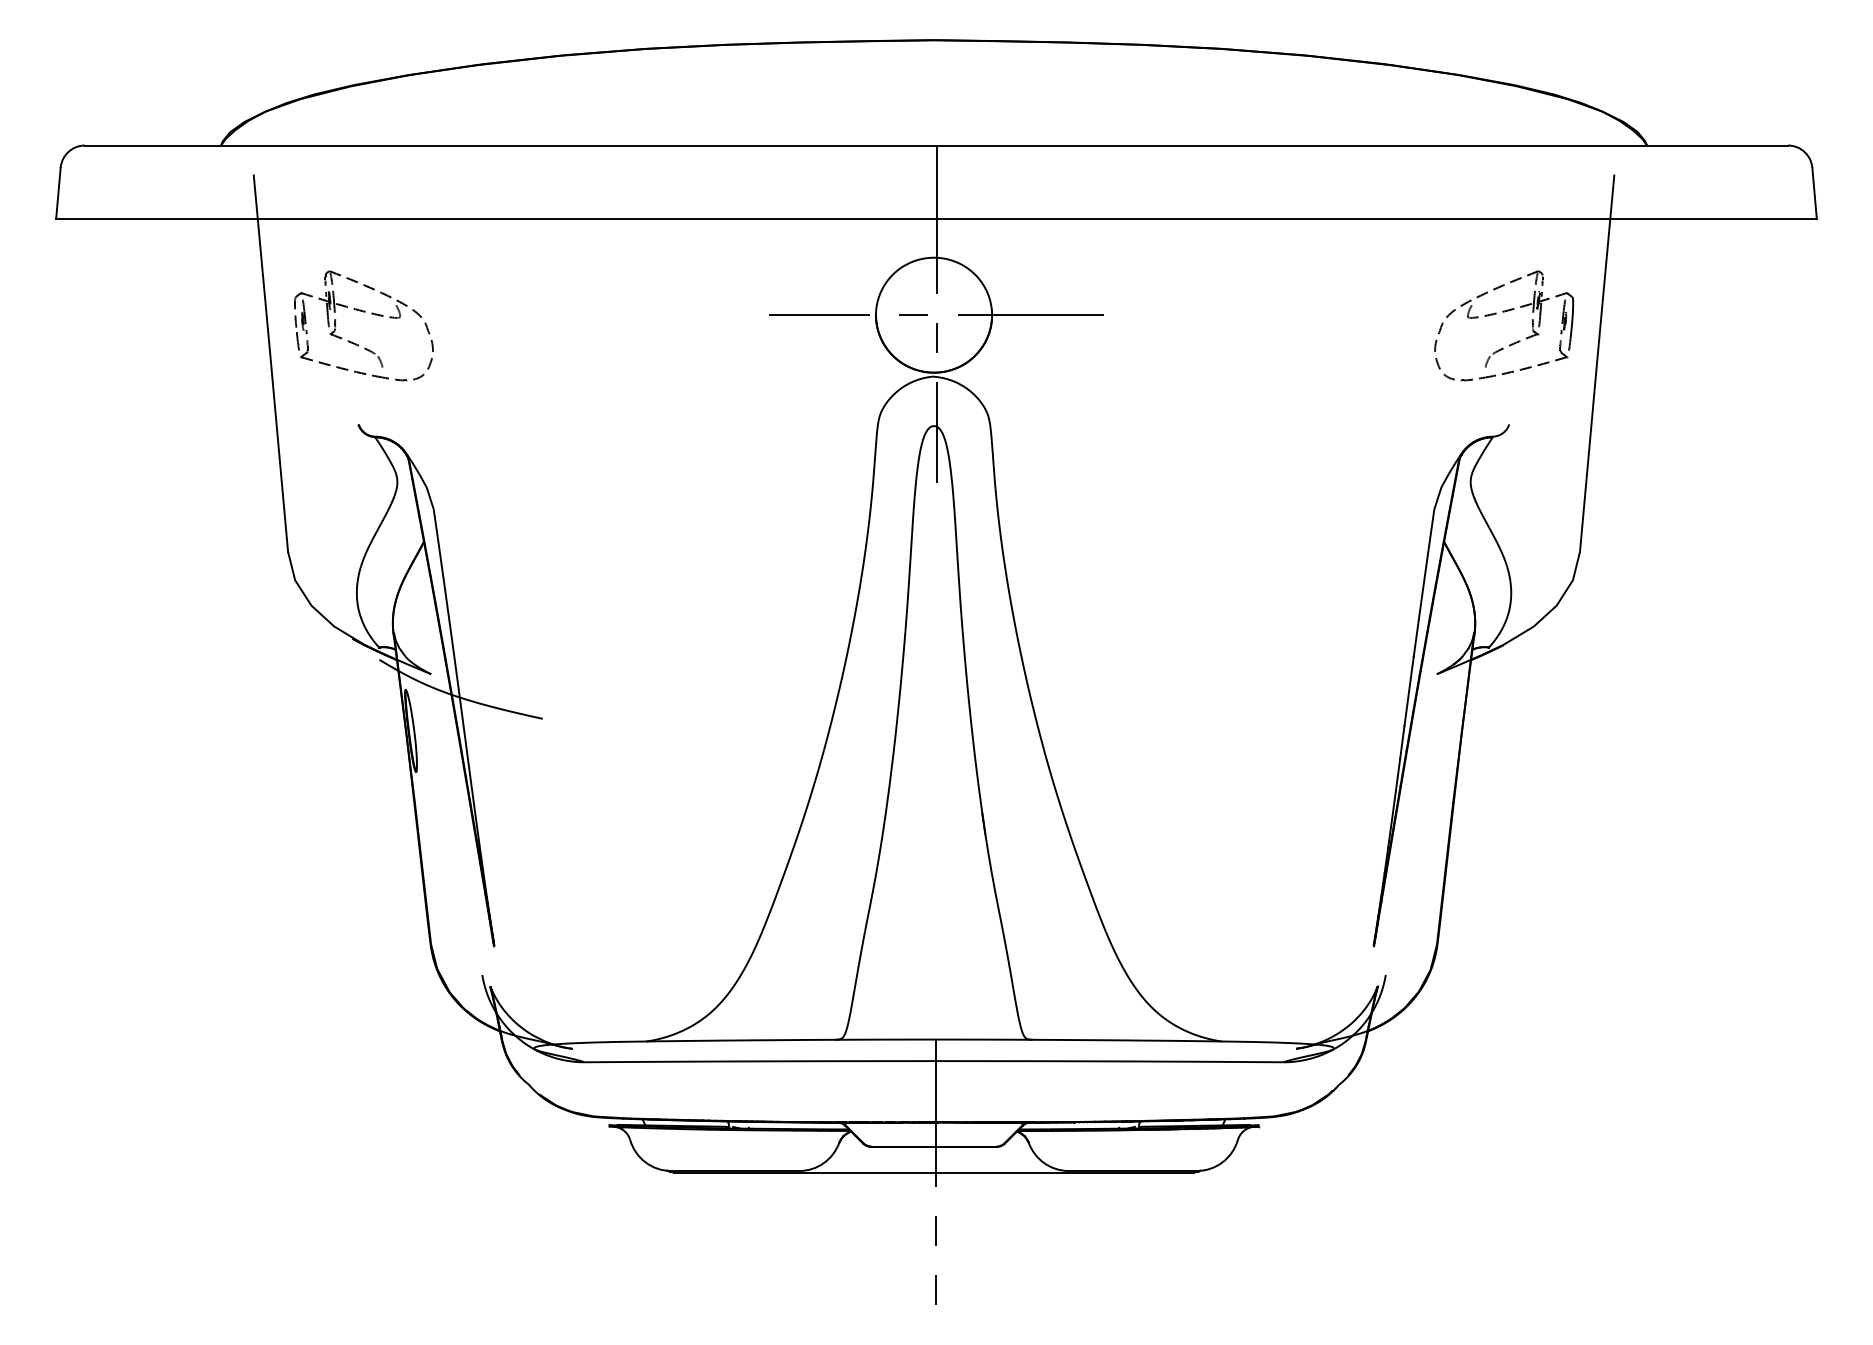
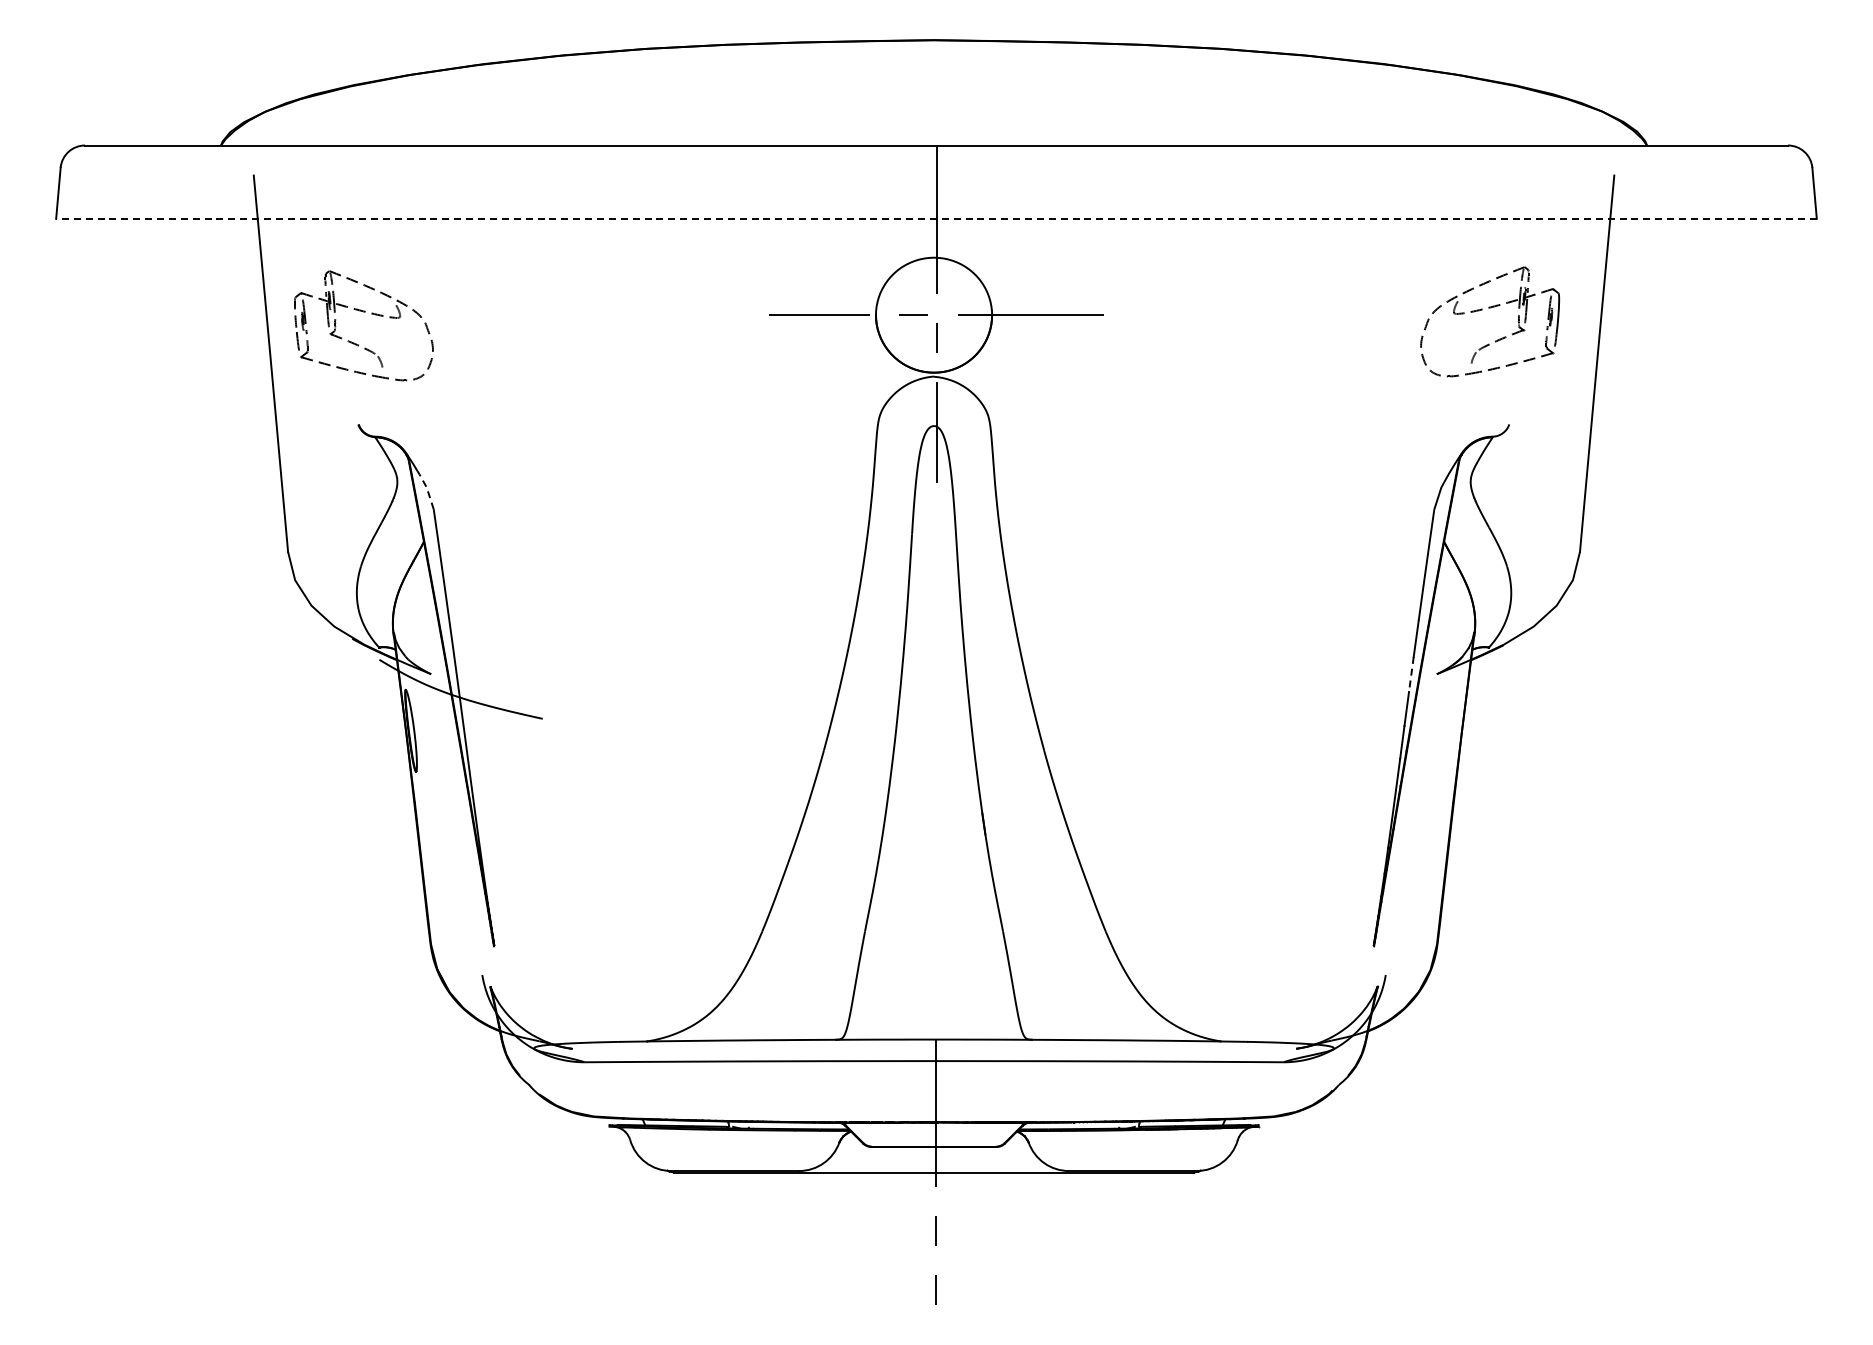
line: solid -> dashed (935, 218)
part position: (1504, 312) -> (1490, 308) (1490, 308)
line: solid -> dashed (427, 491)
line: solid -> dashed (1411, 674)
